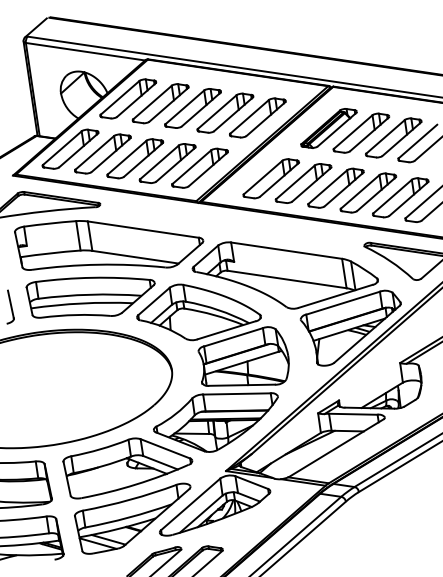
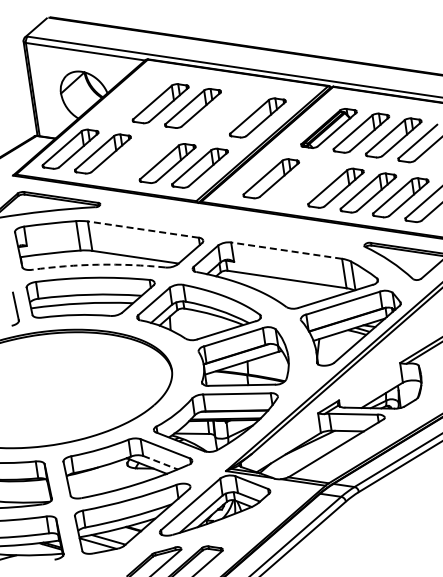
part: present -> none (128, 98)
part: present -> none (225, 112)
part: present -> none (135, 158)
part: present -> none (303, 183)
line: solid -> dashed (142, 229)
line: solid -> dashed (286, 250)
arc: solid -> dashed (98, 264)
part position: (10, 306) -> (15, 308) (15, 308)
line: solid -> dashed (160, 462)
